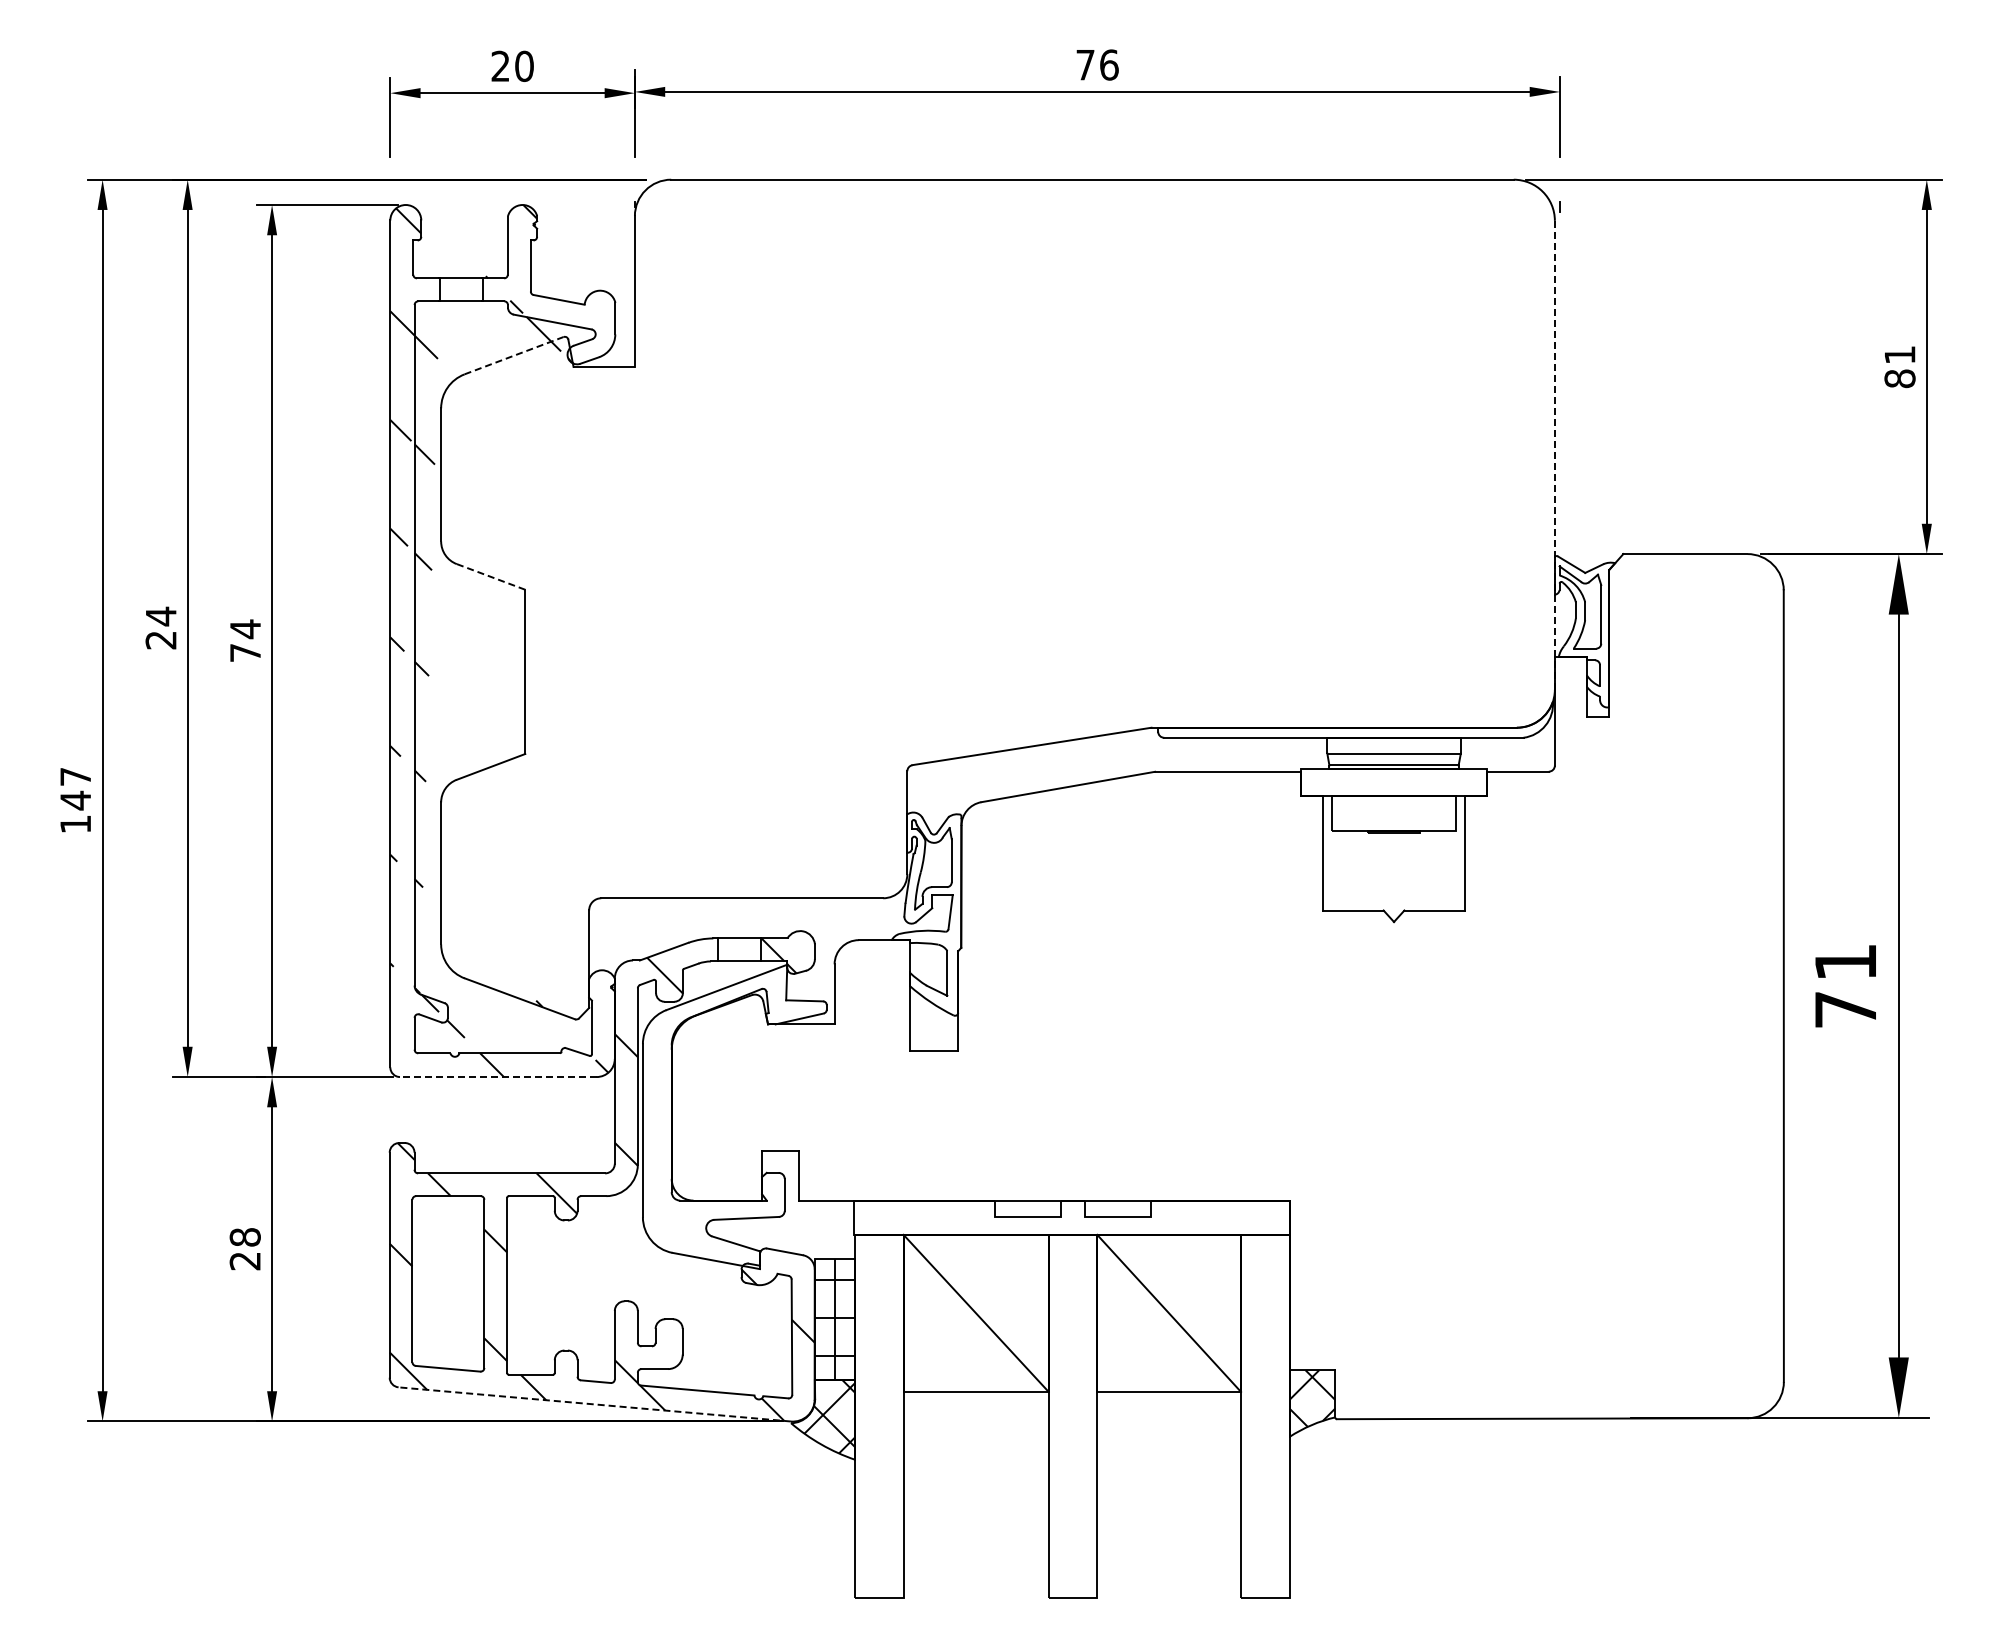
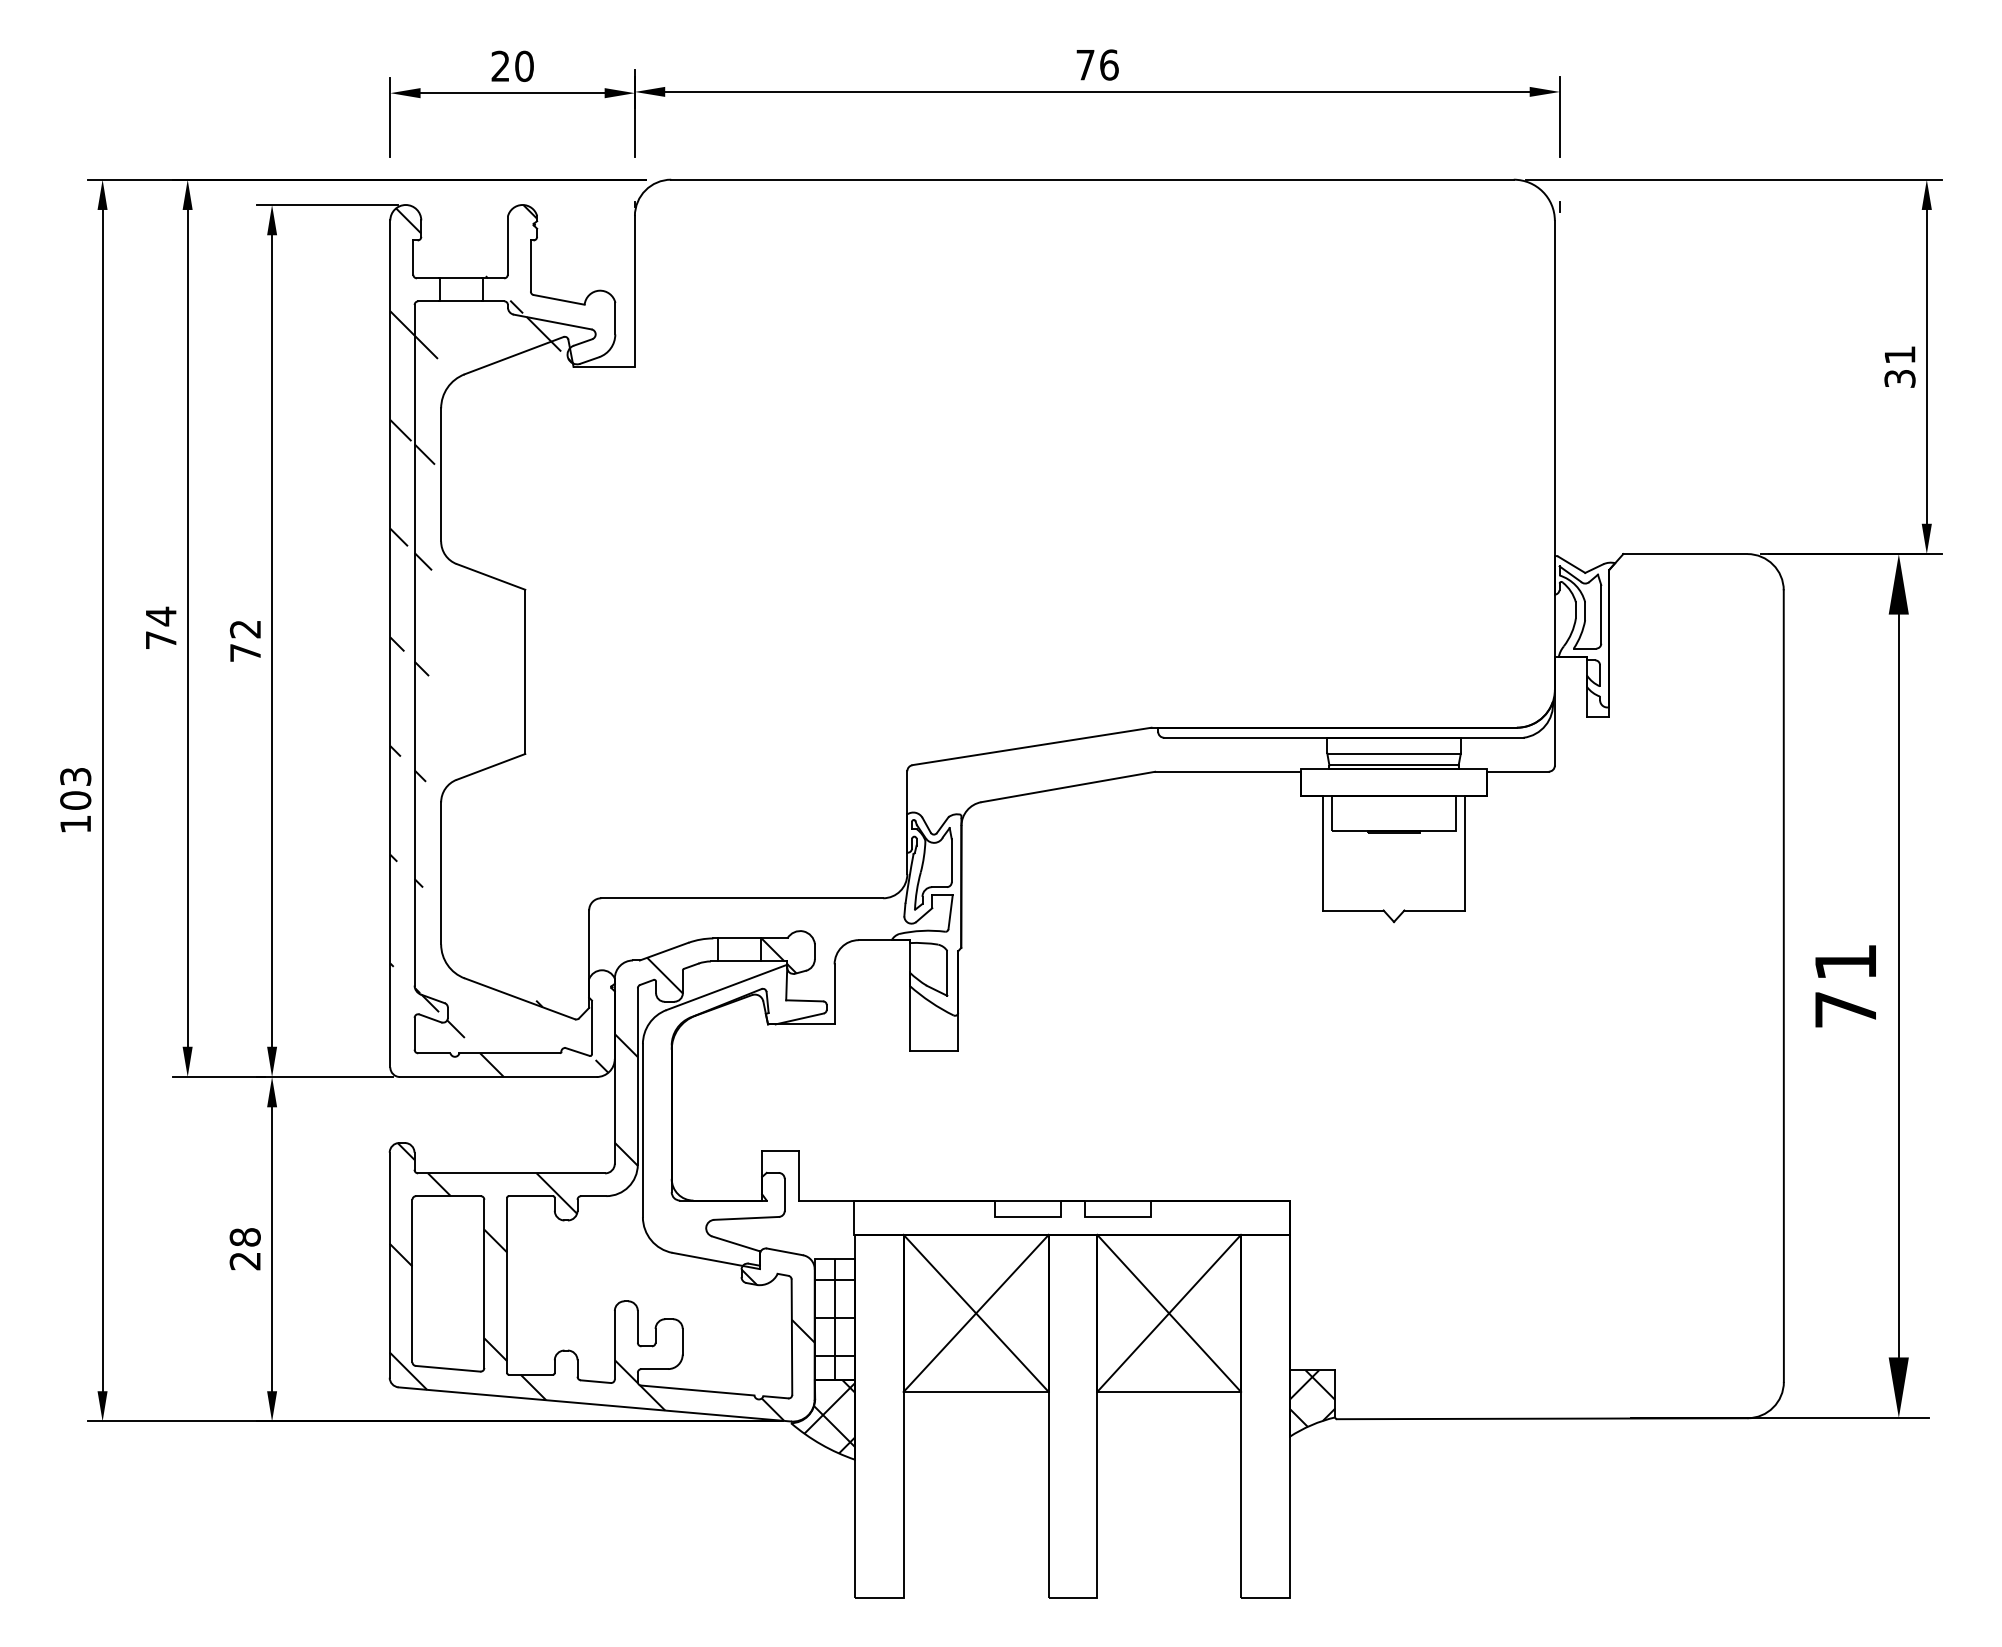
line: dashed -> solid (514, 355)
text: 81 -> 31 (1899, 378)
line: dashed -> solid (1554, 454)
line: dashed -> solid (491, 576)
text: 74 -> 72 (244, 629)
text: 24 -> 74 (160, 640)
text: 147 -> 103 (75, 789)
line: dashed -> solid (497, 1077)
line: none -> present (975, 1312)
line: none -> present (1169, 1312)
line: dashed -> solid (594, 1404)
